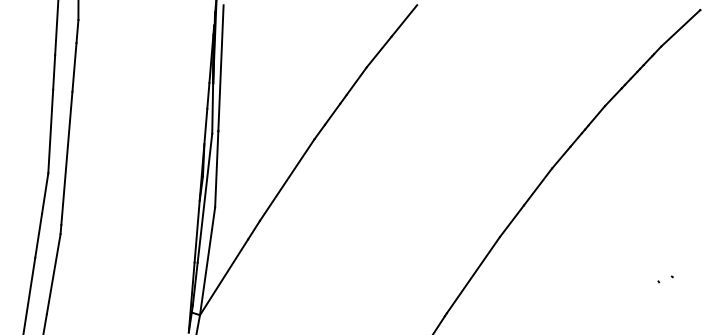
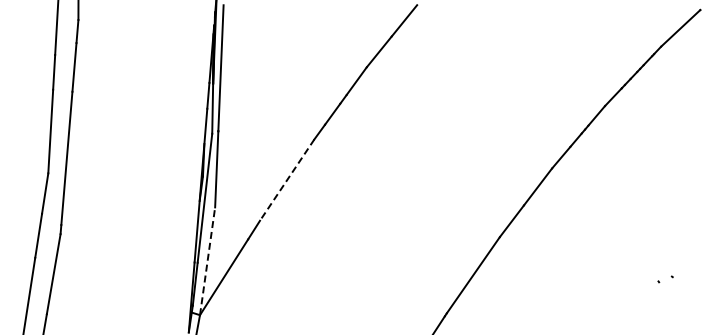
line: solid -> dashed (287, 180)
line: solid -> dashed (207, 260)
